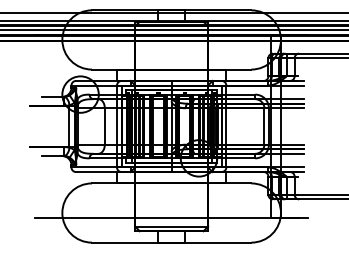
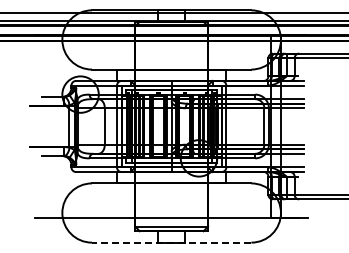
line: present -> none (173, 30)
line: solid -> dashed (171, 242)
